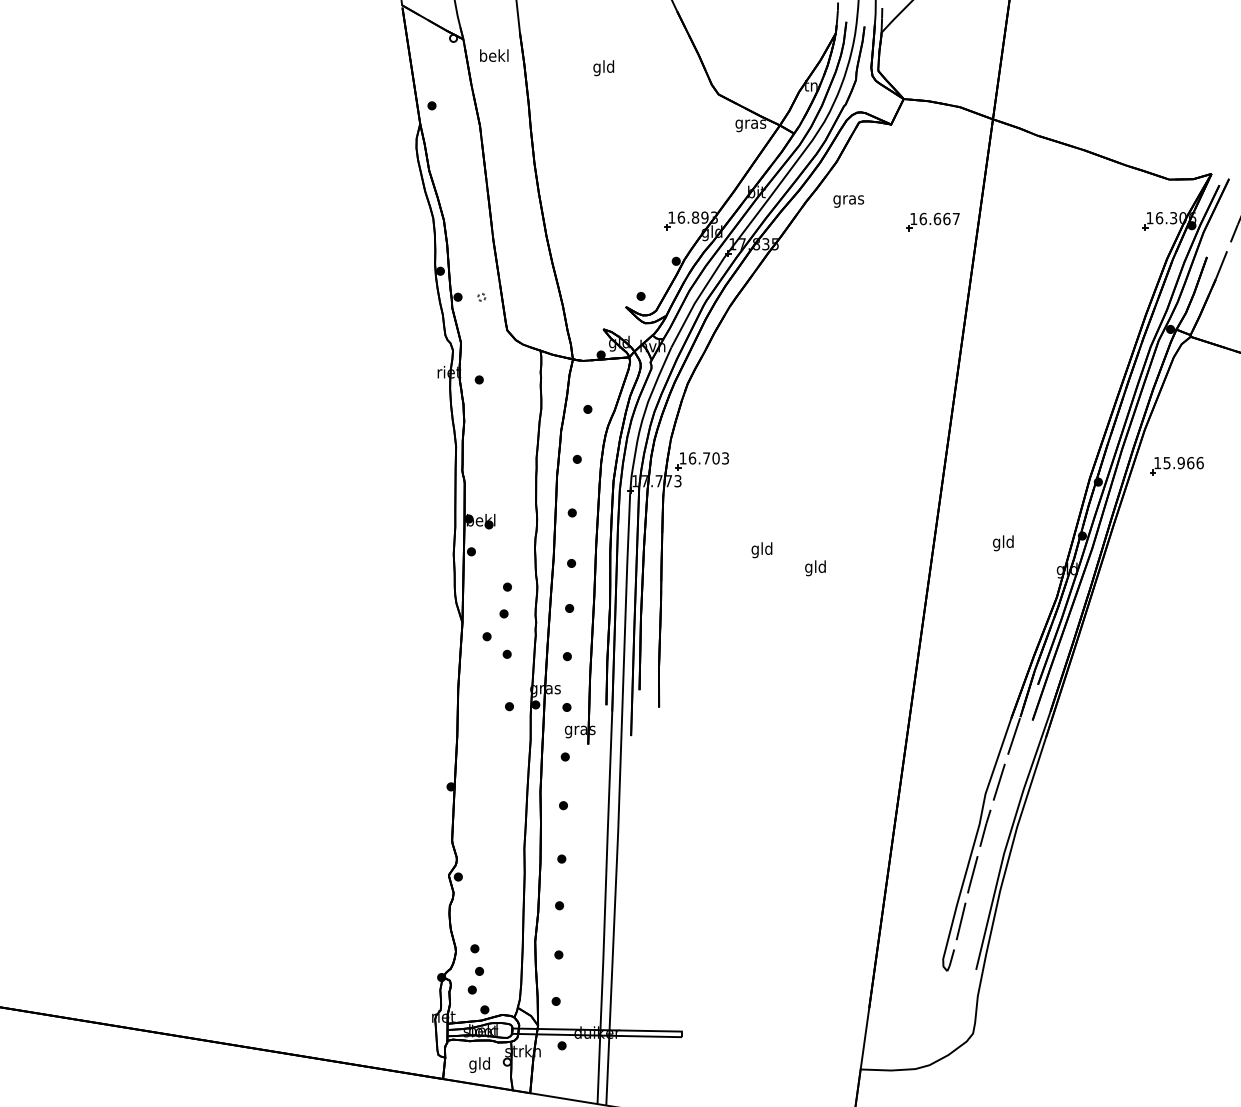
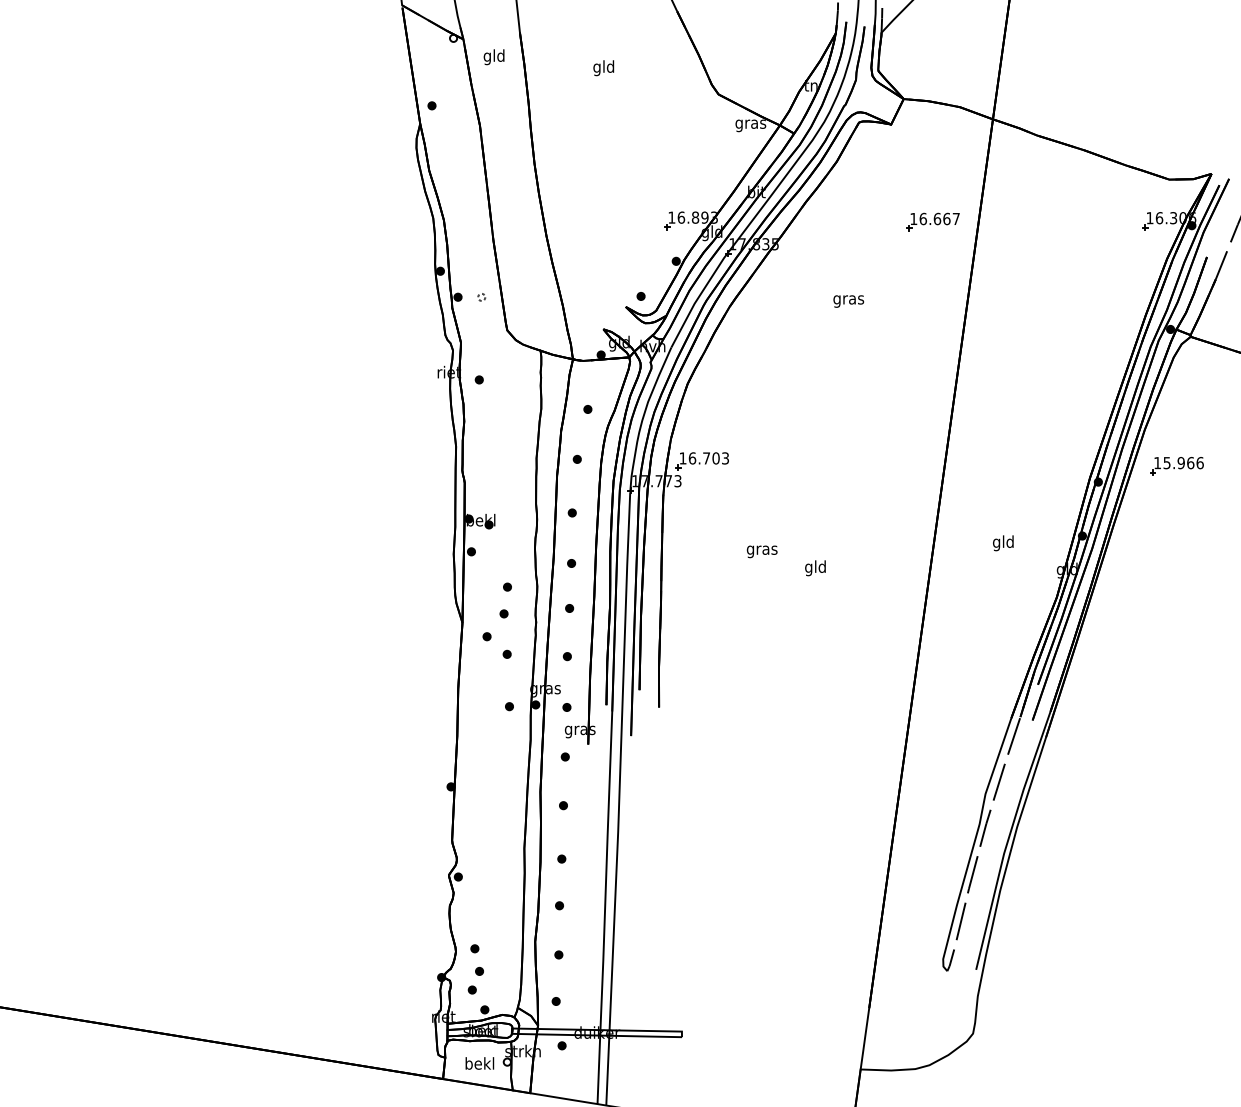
text: bekl -> gld (494, 57)
text position: (848, 201) -> (848, 301) (848, 301)
text: gld -> gras (761, 550)
text: gld -> bekl (479, 1064)
